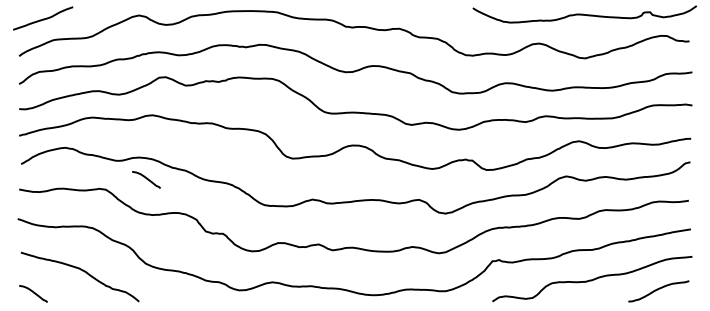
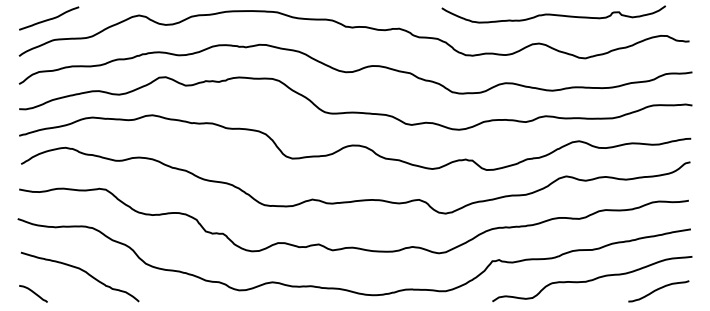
curve position: (584, 14) -> (553, 14) (553, 14)
curve position: (43, 18) -> (49, 18) (49, 18)
curve: present -> none (146, 179)
